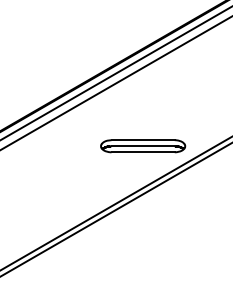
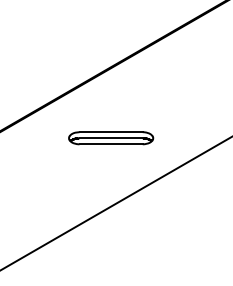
line: present -> none (115, 73)
line: present -> none (115, 83)
part position: (143, 146) -> (111, 138) (111, 138)
line: present -> none (115, 209)
